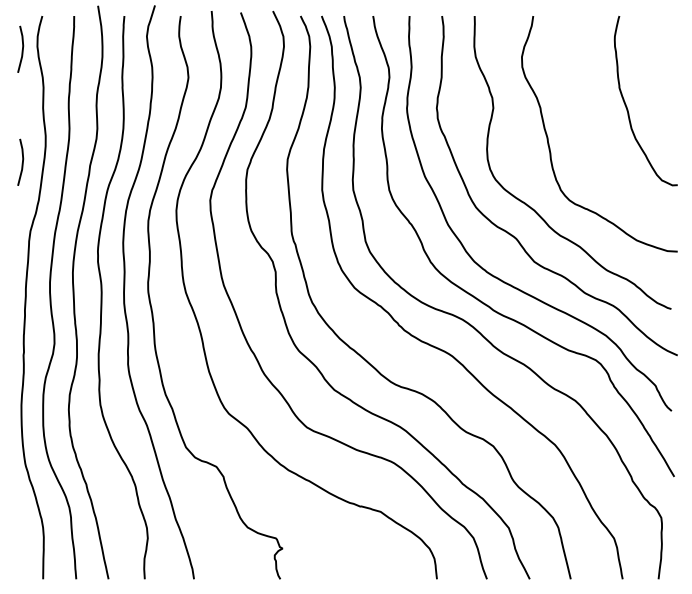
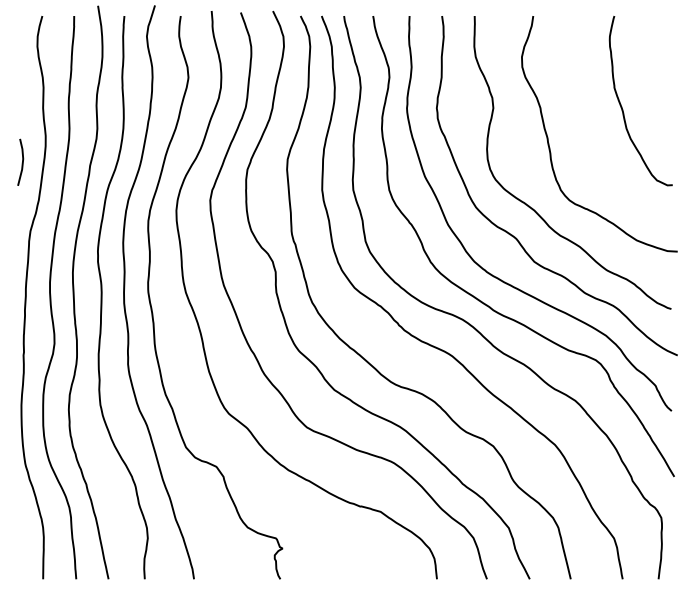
curve: present -> none (22, 48)
curve position: (627, 106) -> (622, 106) (622, 106)
